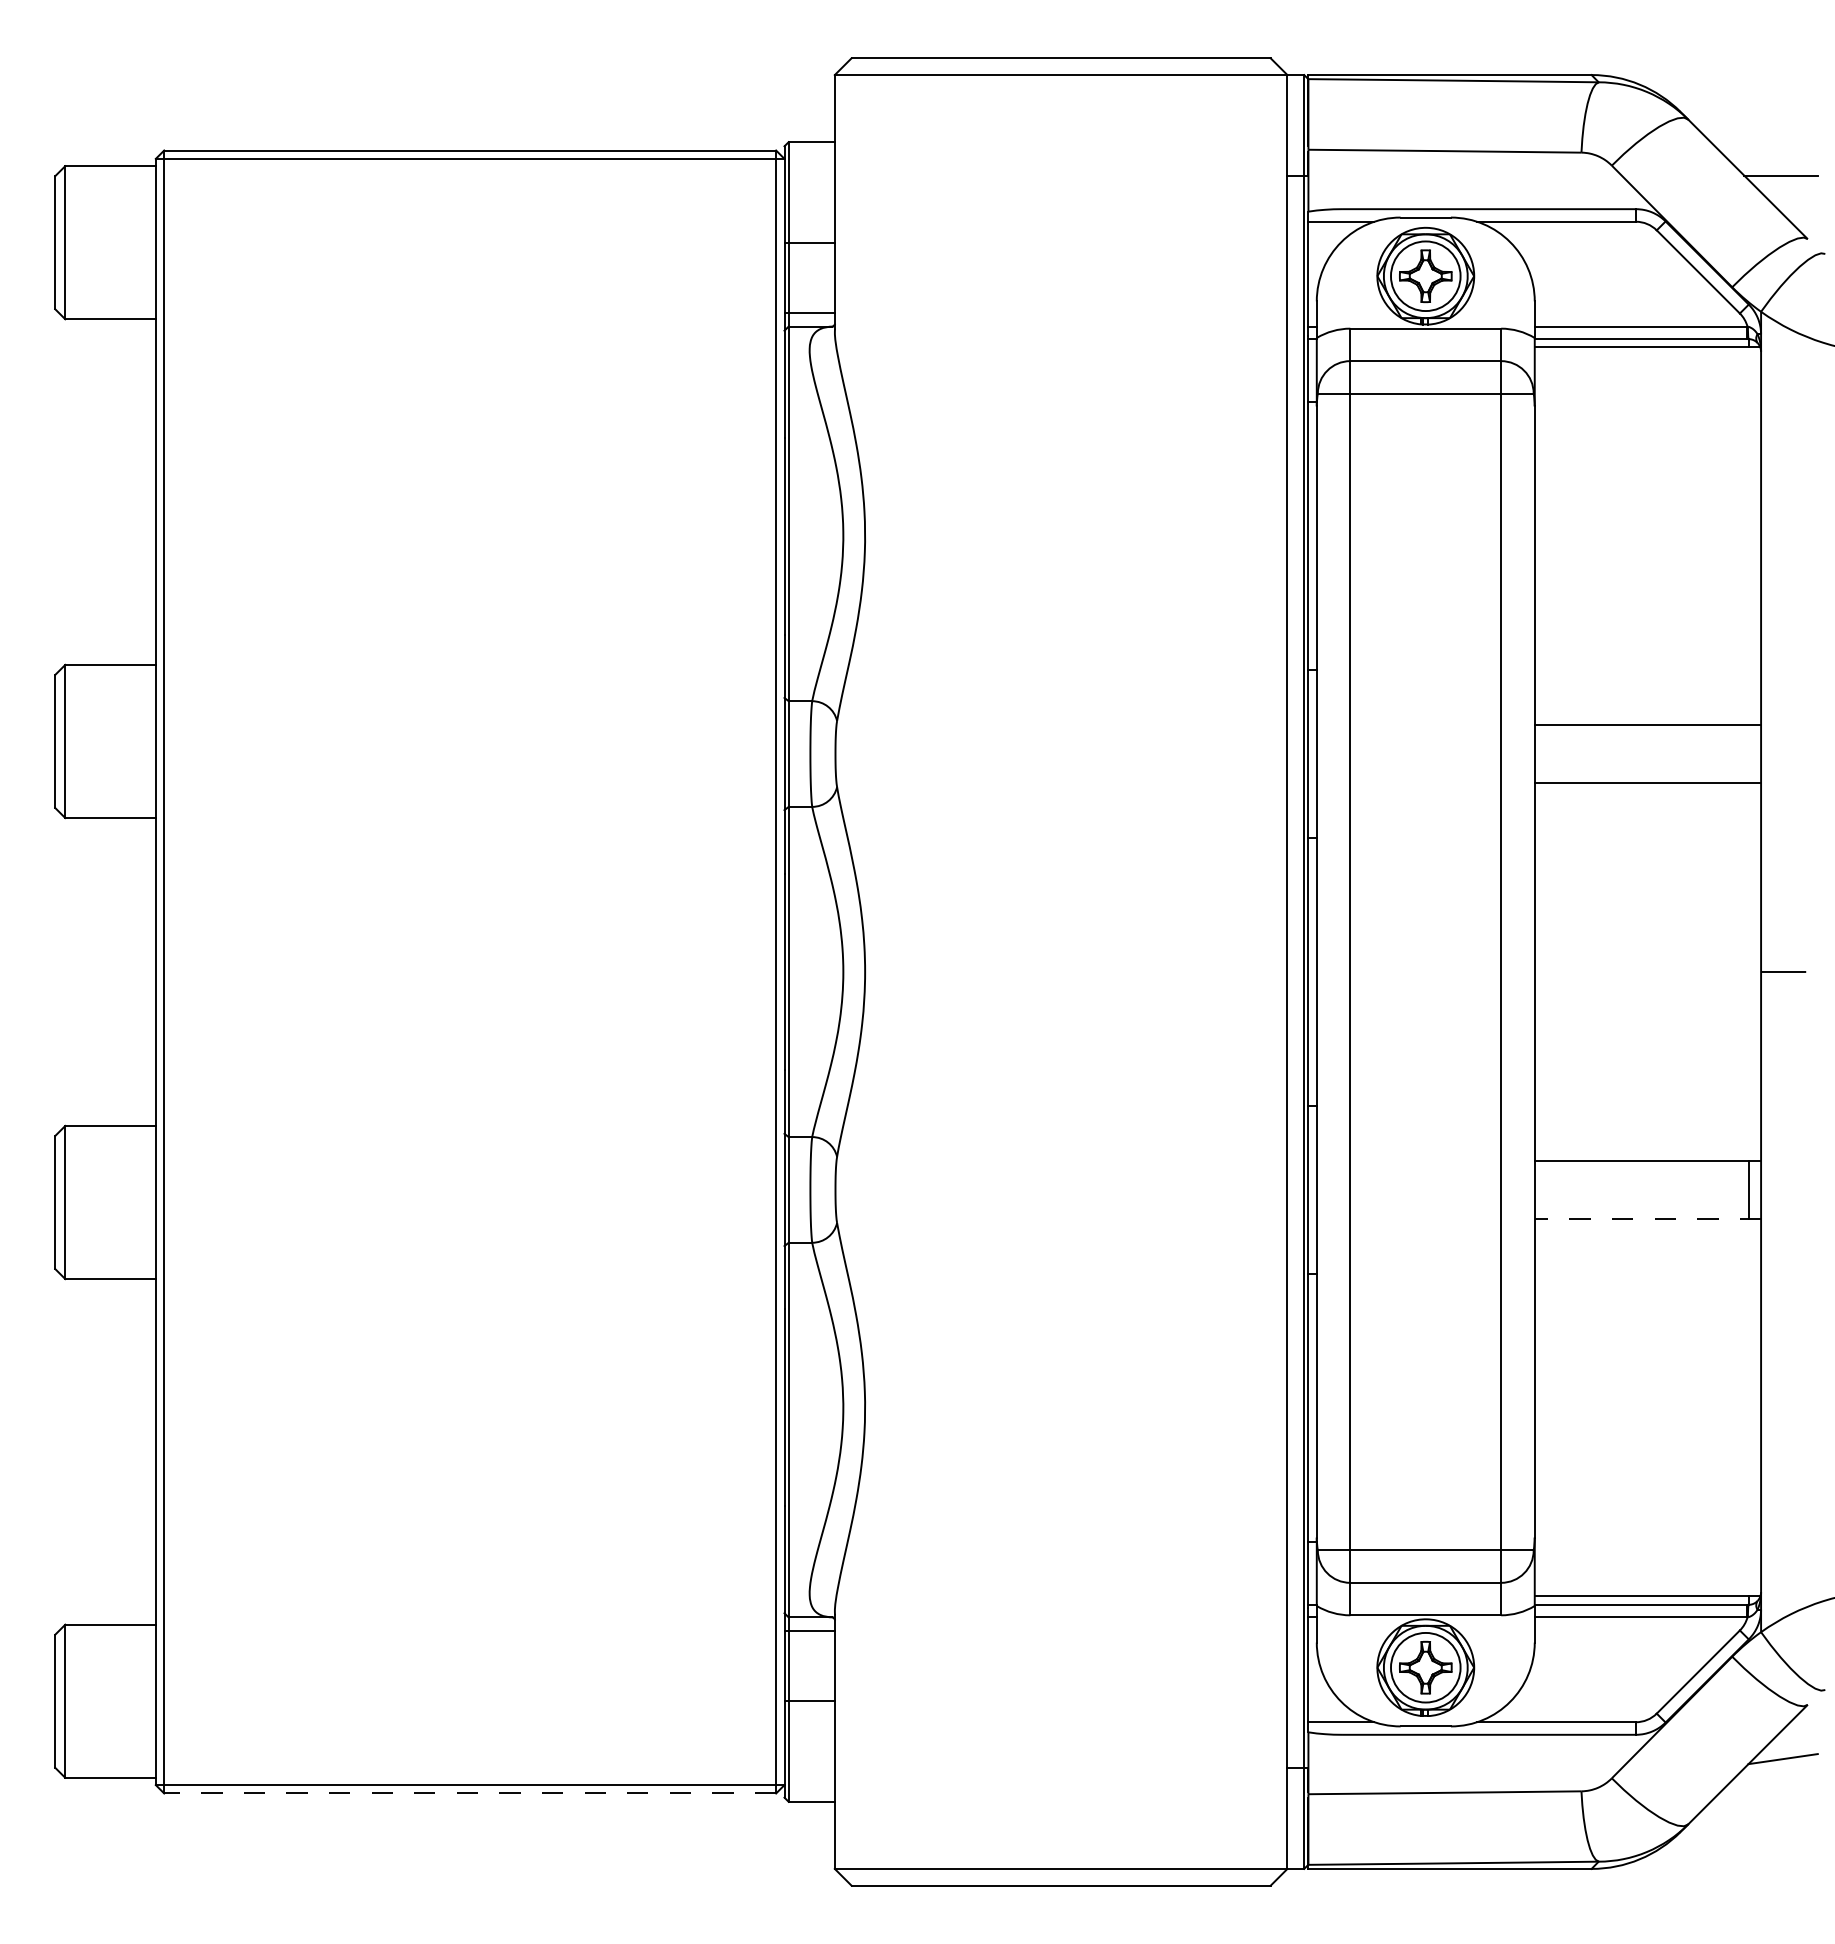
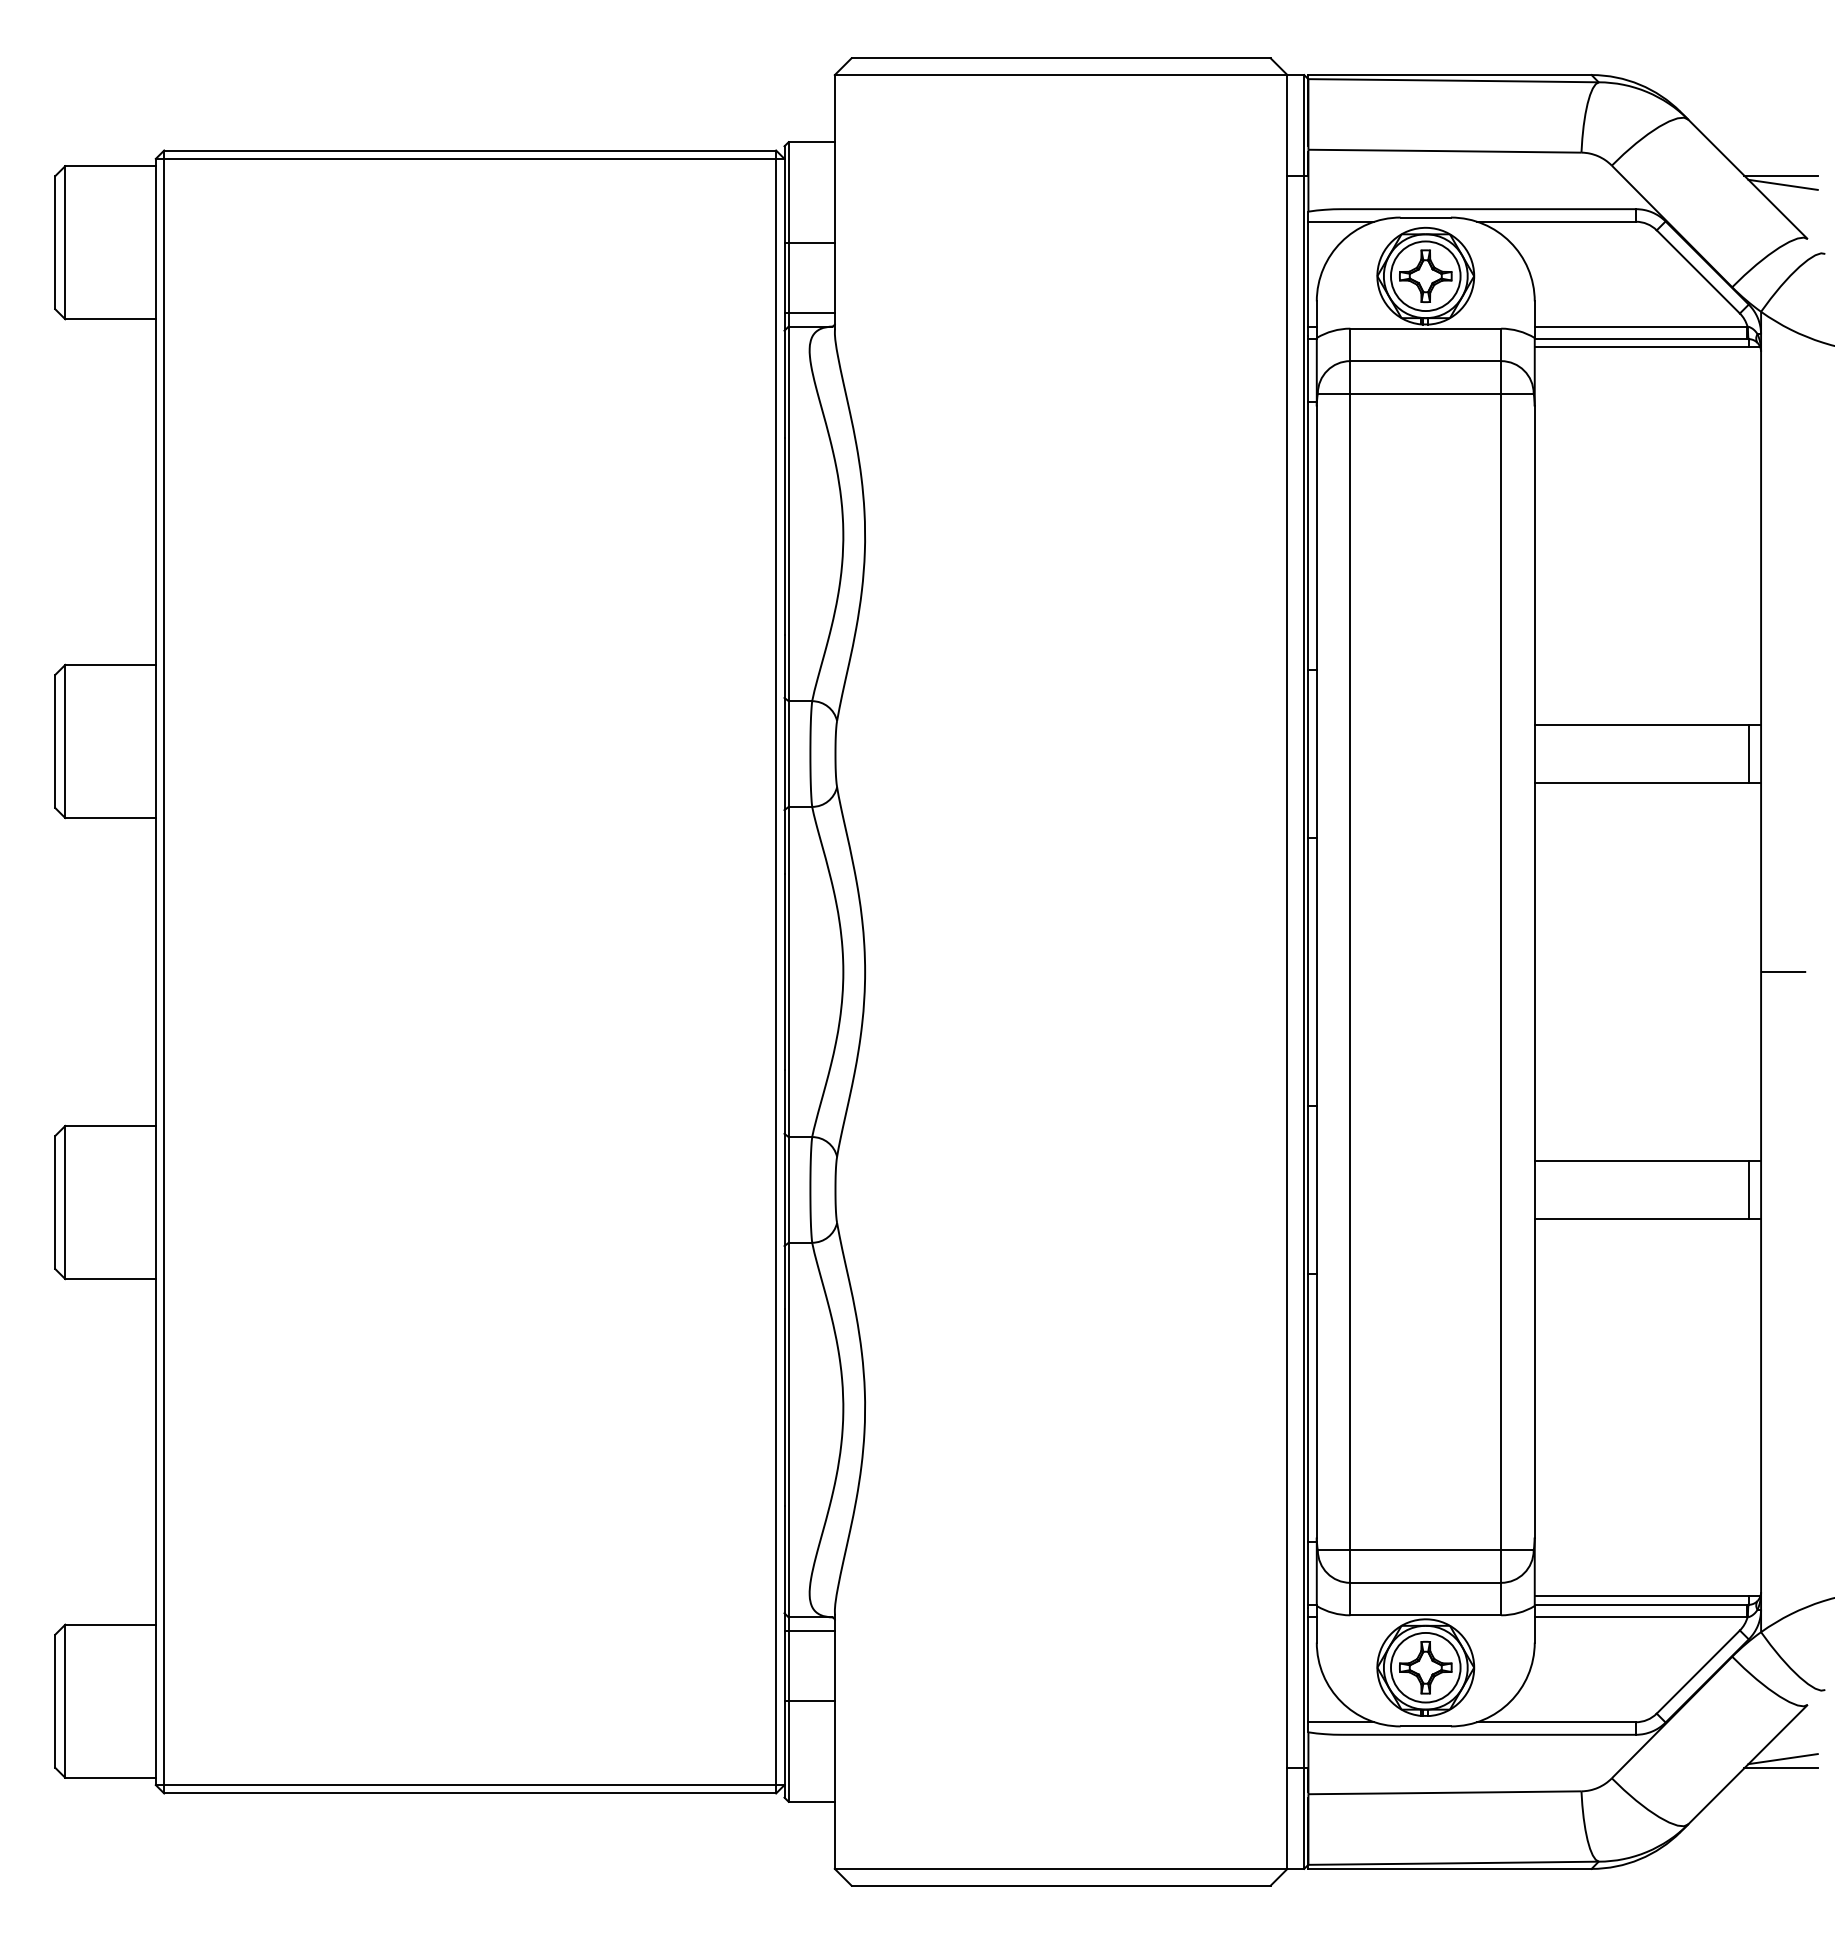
line: none -> present (1782, 184)
line: none -> present (1748, 753)
line: dashed -> solid (1647, 1219)
line: none -> present (1780, 1768)
line: dashed -> solid (470, 1793)
